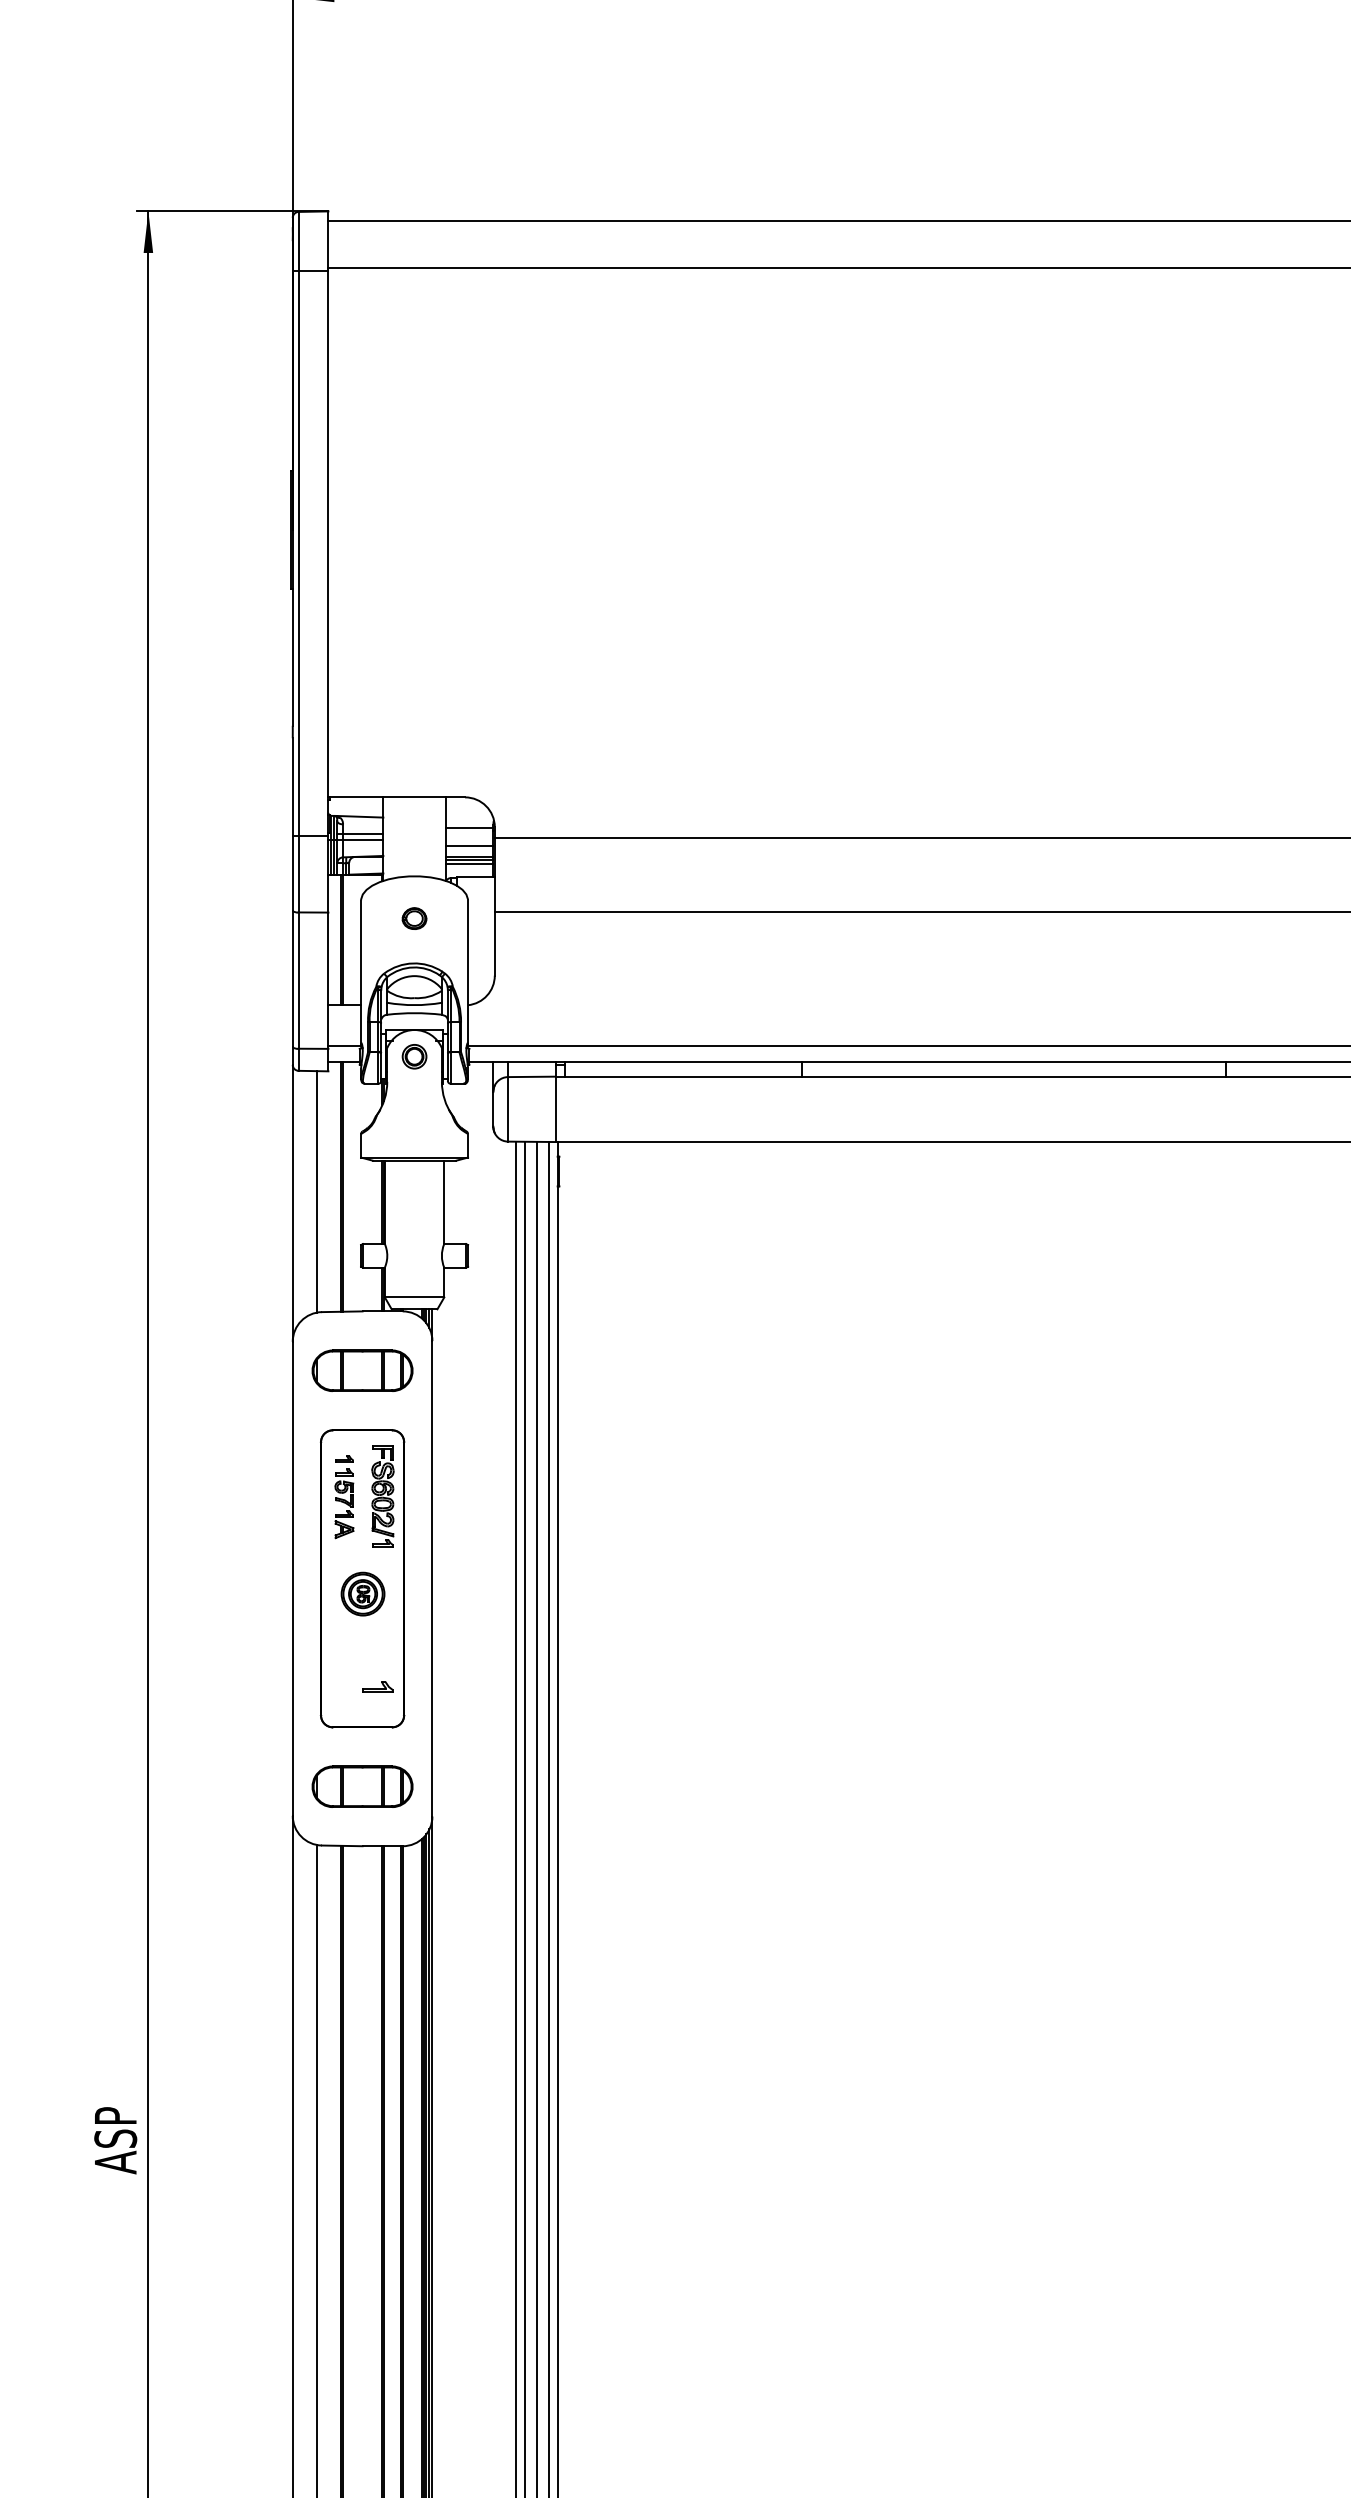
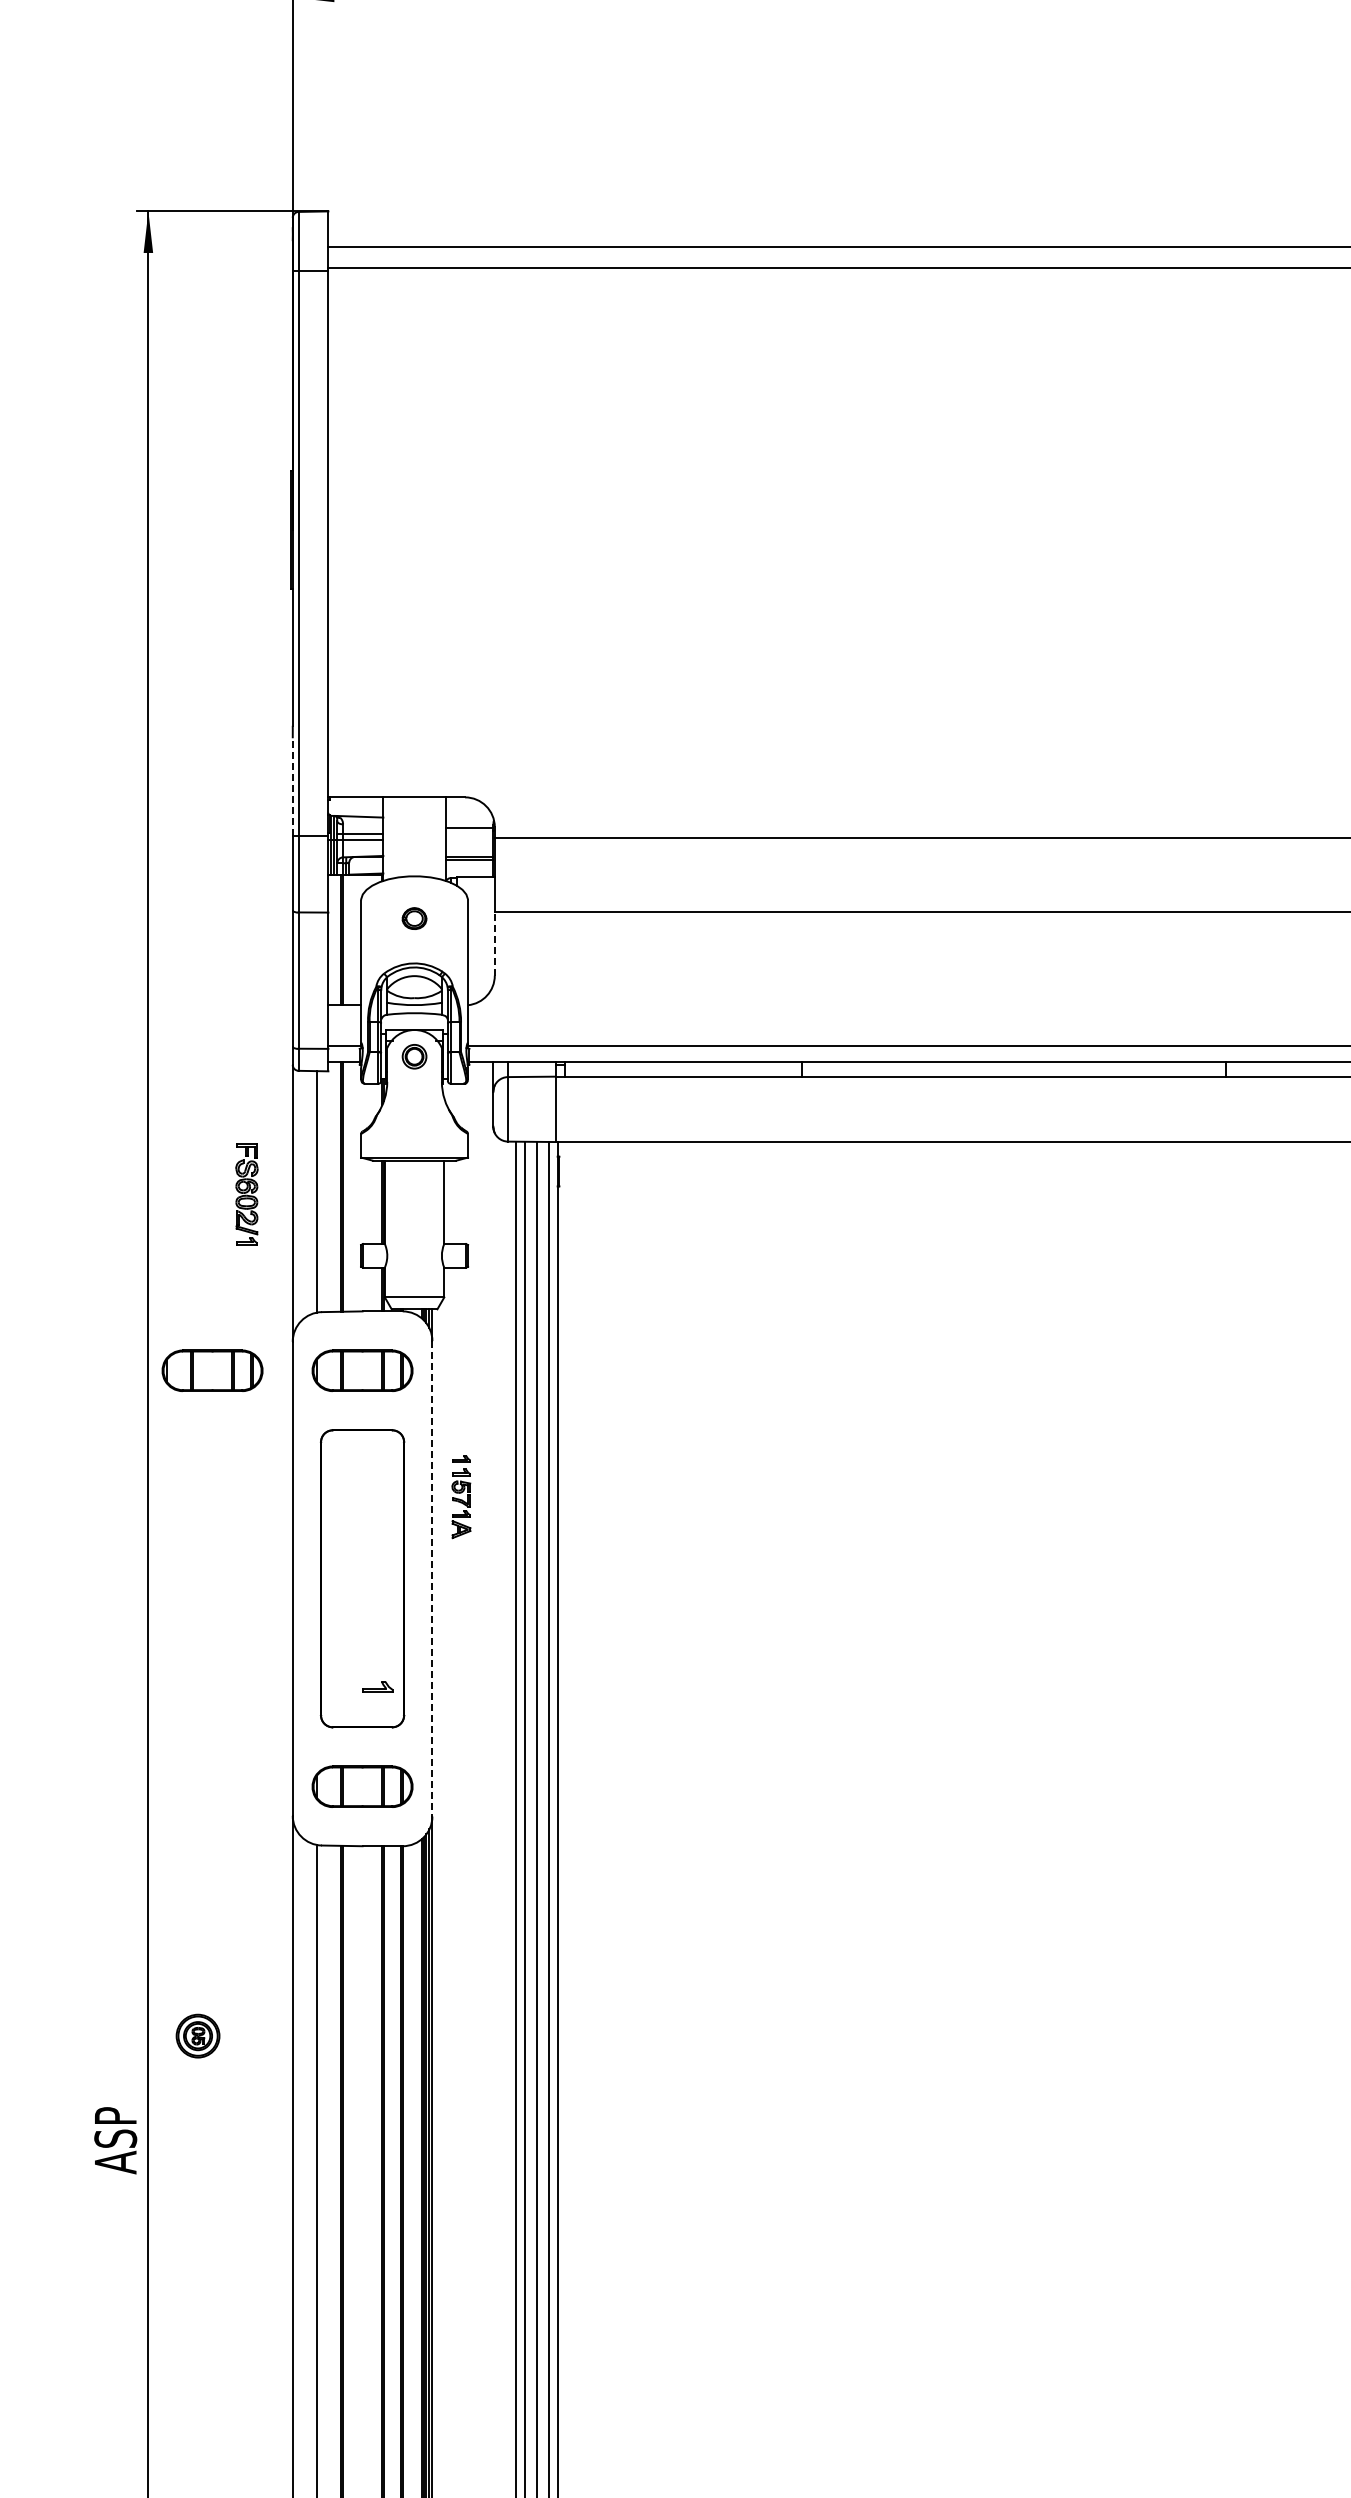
line position: (837, 220) -> (837, 246) (837, 246)
line: solid -> dashed (292, 786)
line: present -> none (469, 846)
line: present -> none (469, 864)
line: solid -> dashed (494, 943)
part: none -> present (212, 1370)
part position: (382, 1496) -> (246, 1194) (246, 1194)
part position: (344, 1497) -> (461, 1497) (461, 1497)
line: solid -> dashed (432, 1578)
part position: (362, 1593) -> (197, 2035) (197, 2035)
